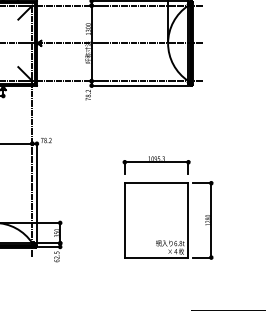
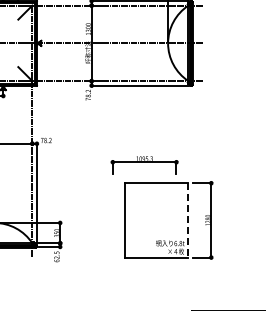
part position: (156, 165) -> (144, 165) (144, 165)
line: solid -> dashed (188, 220)
